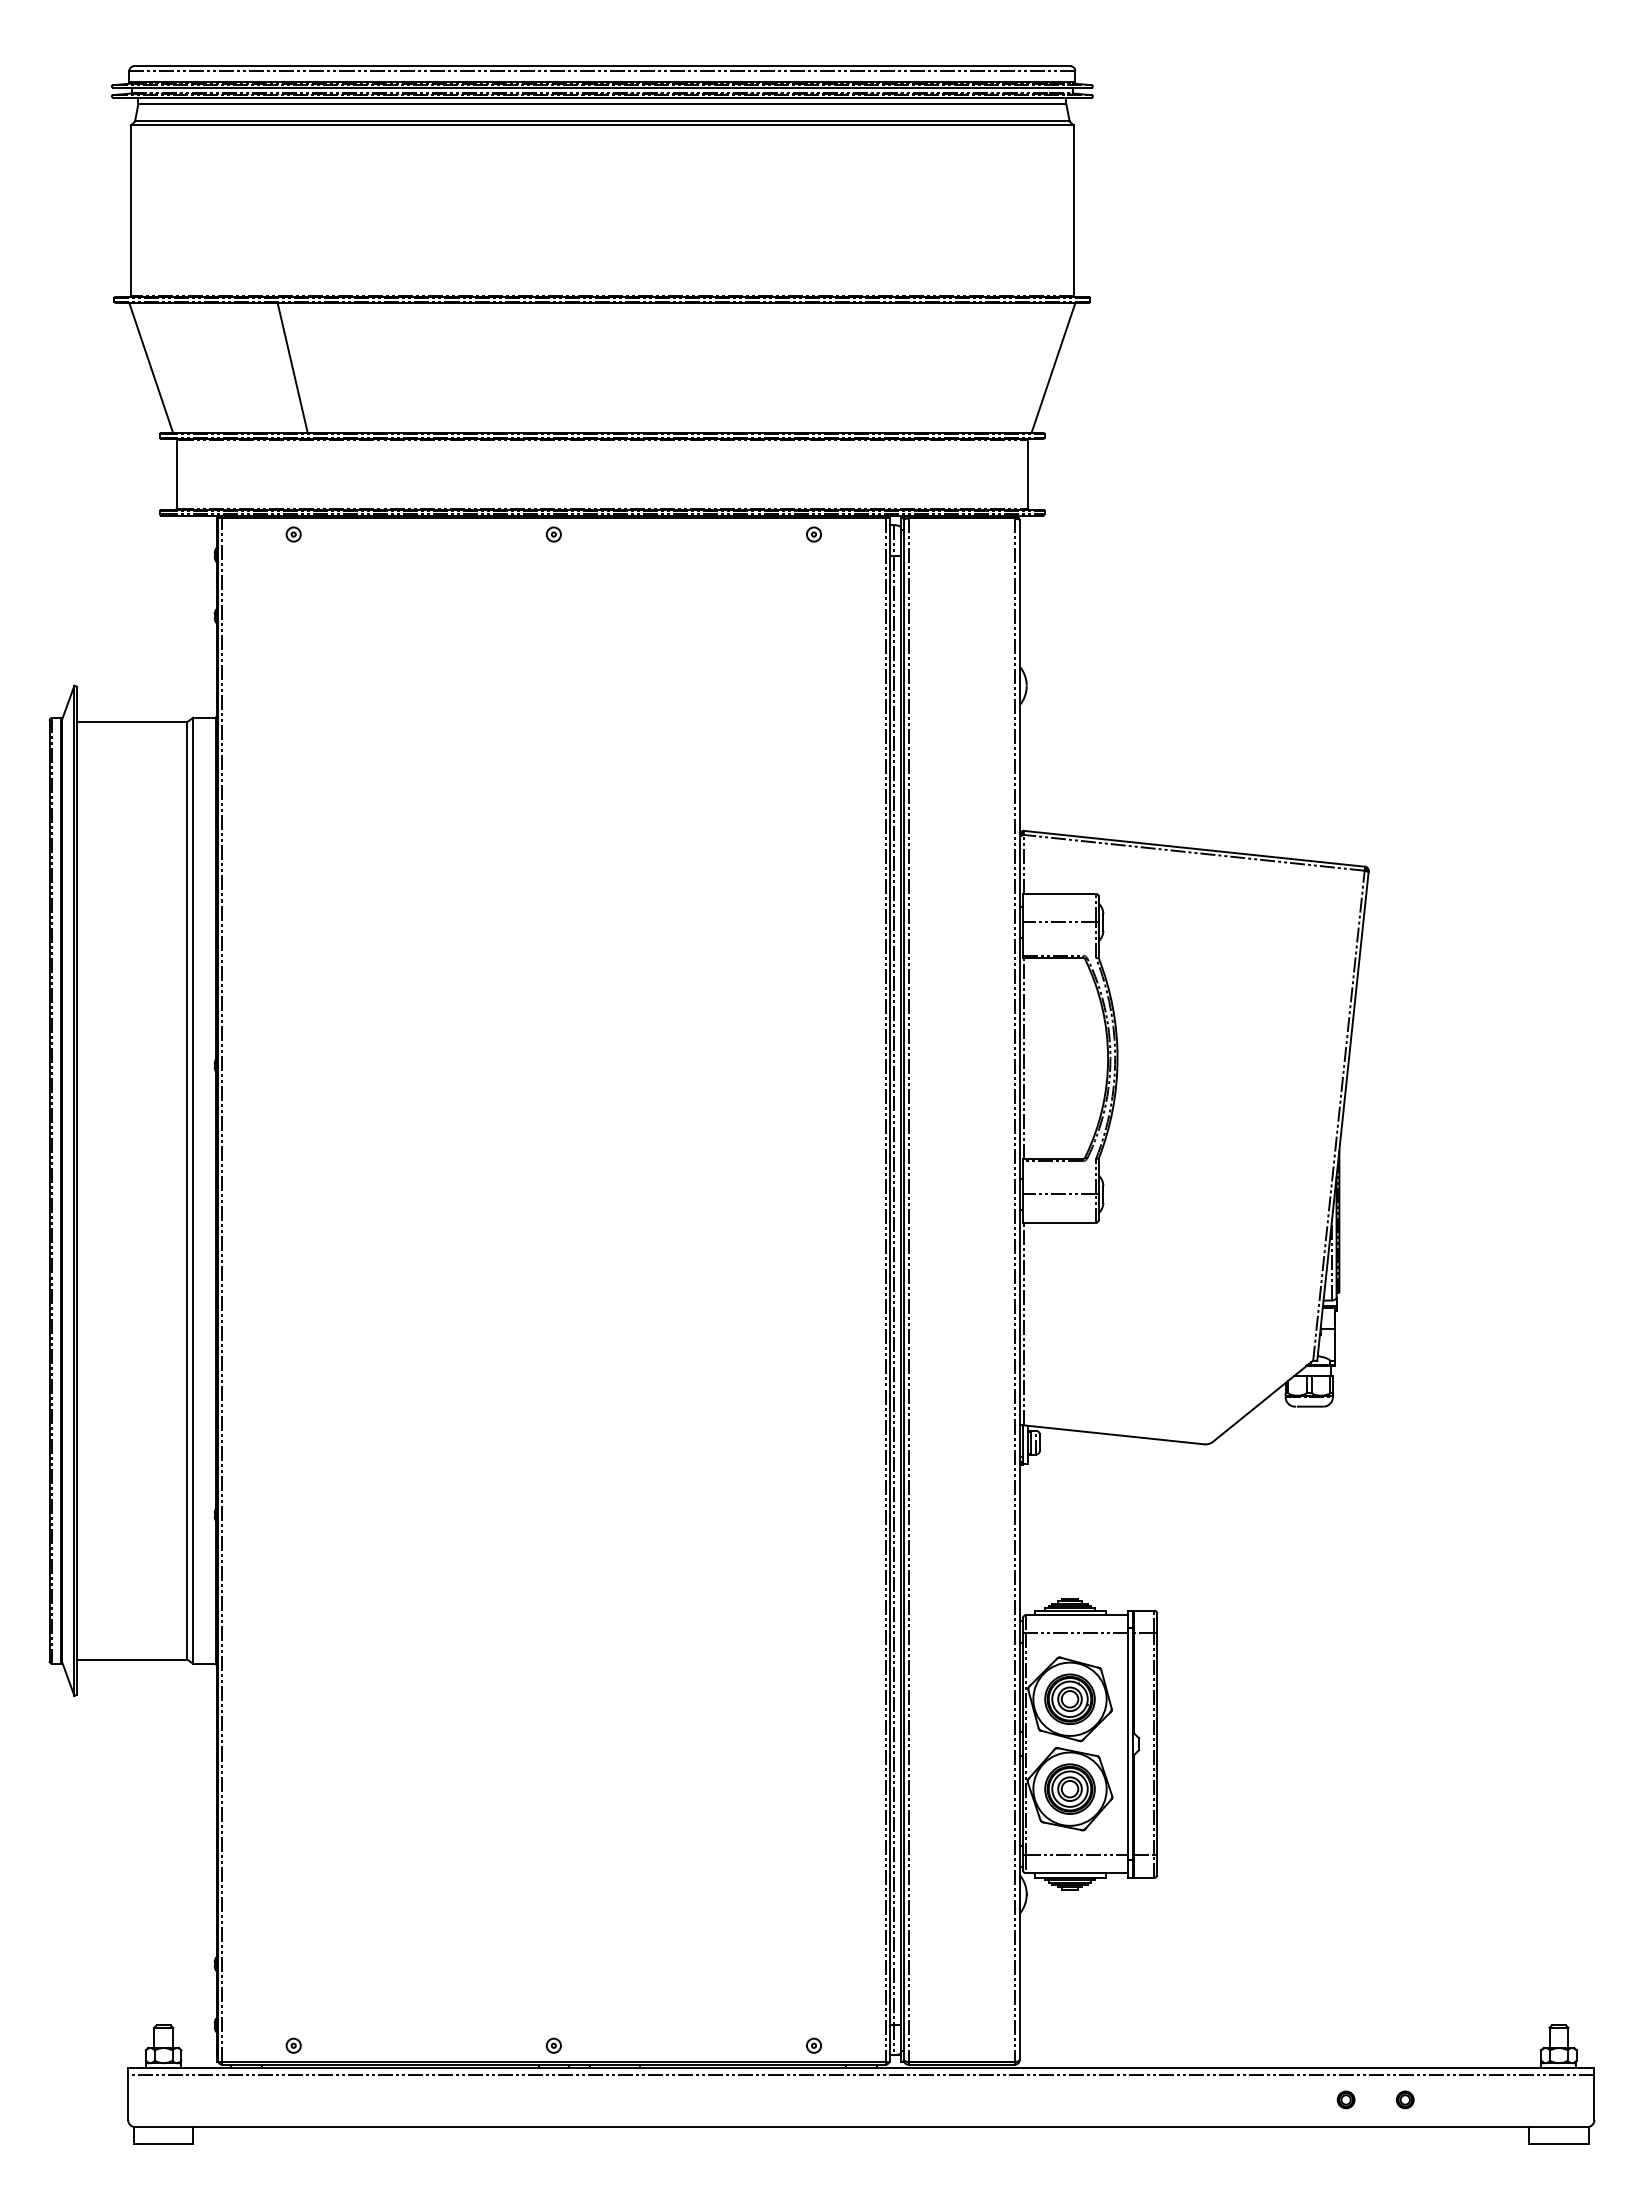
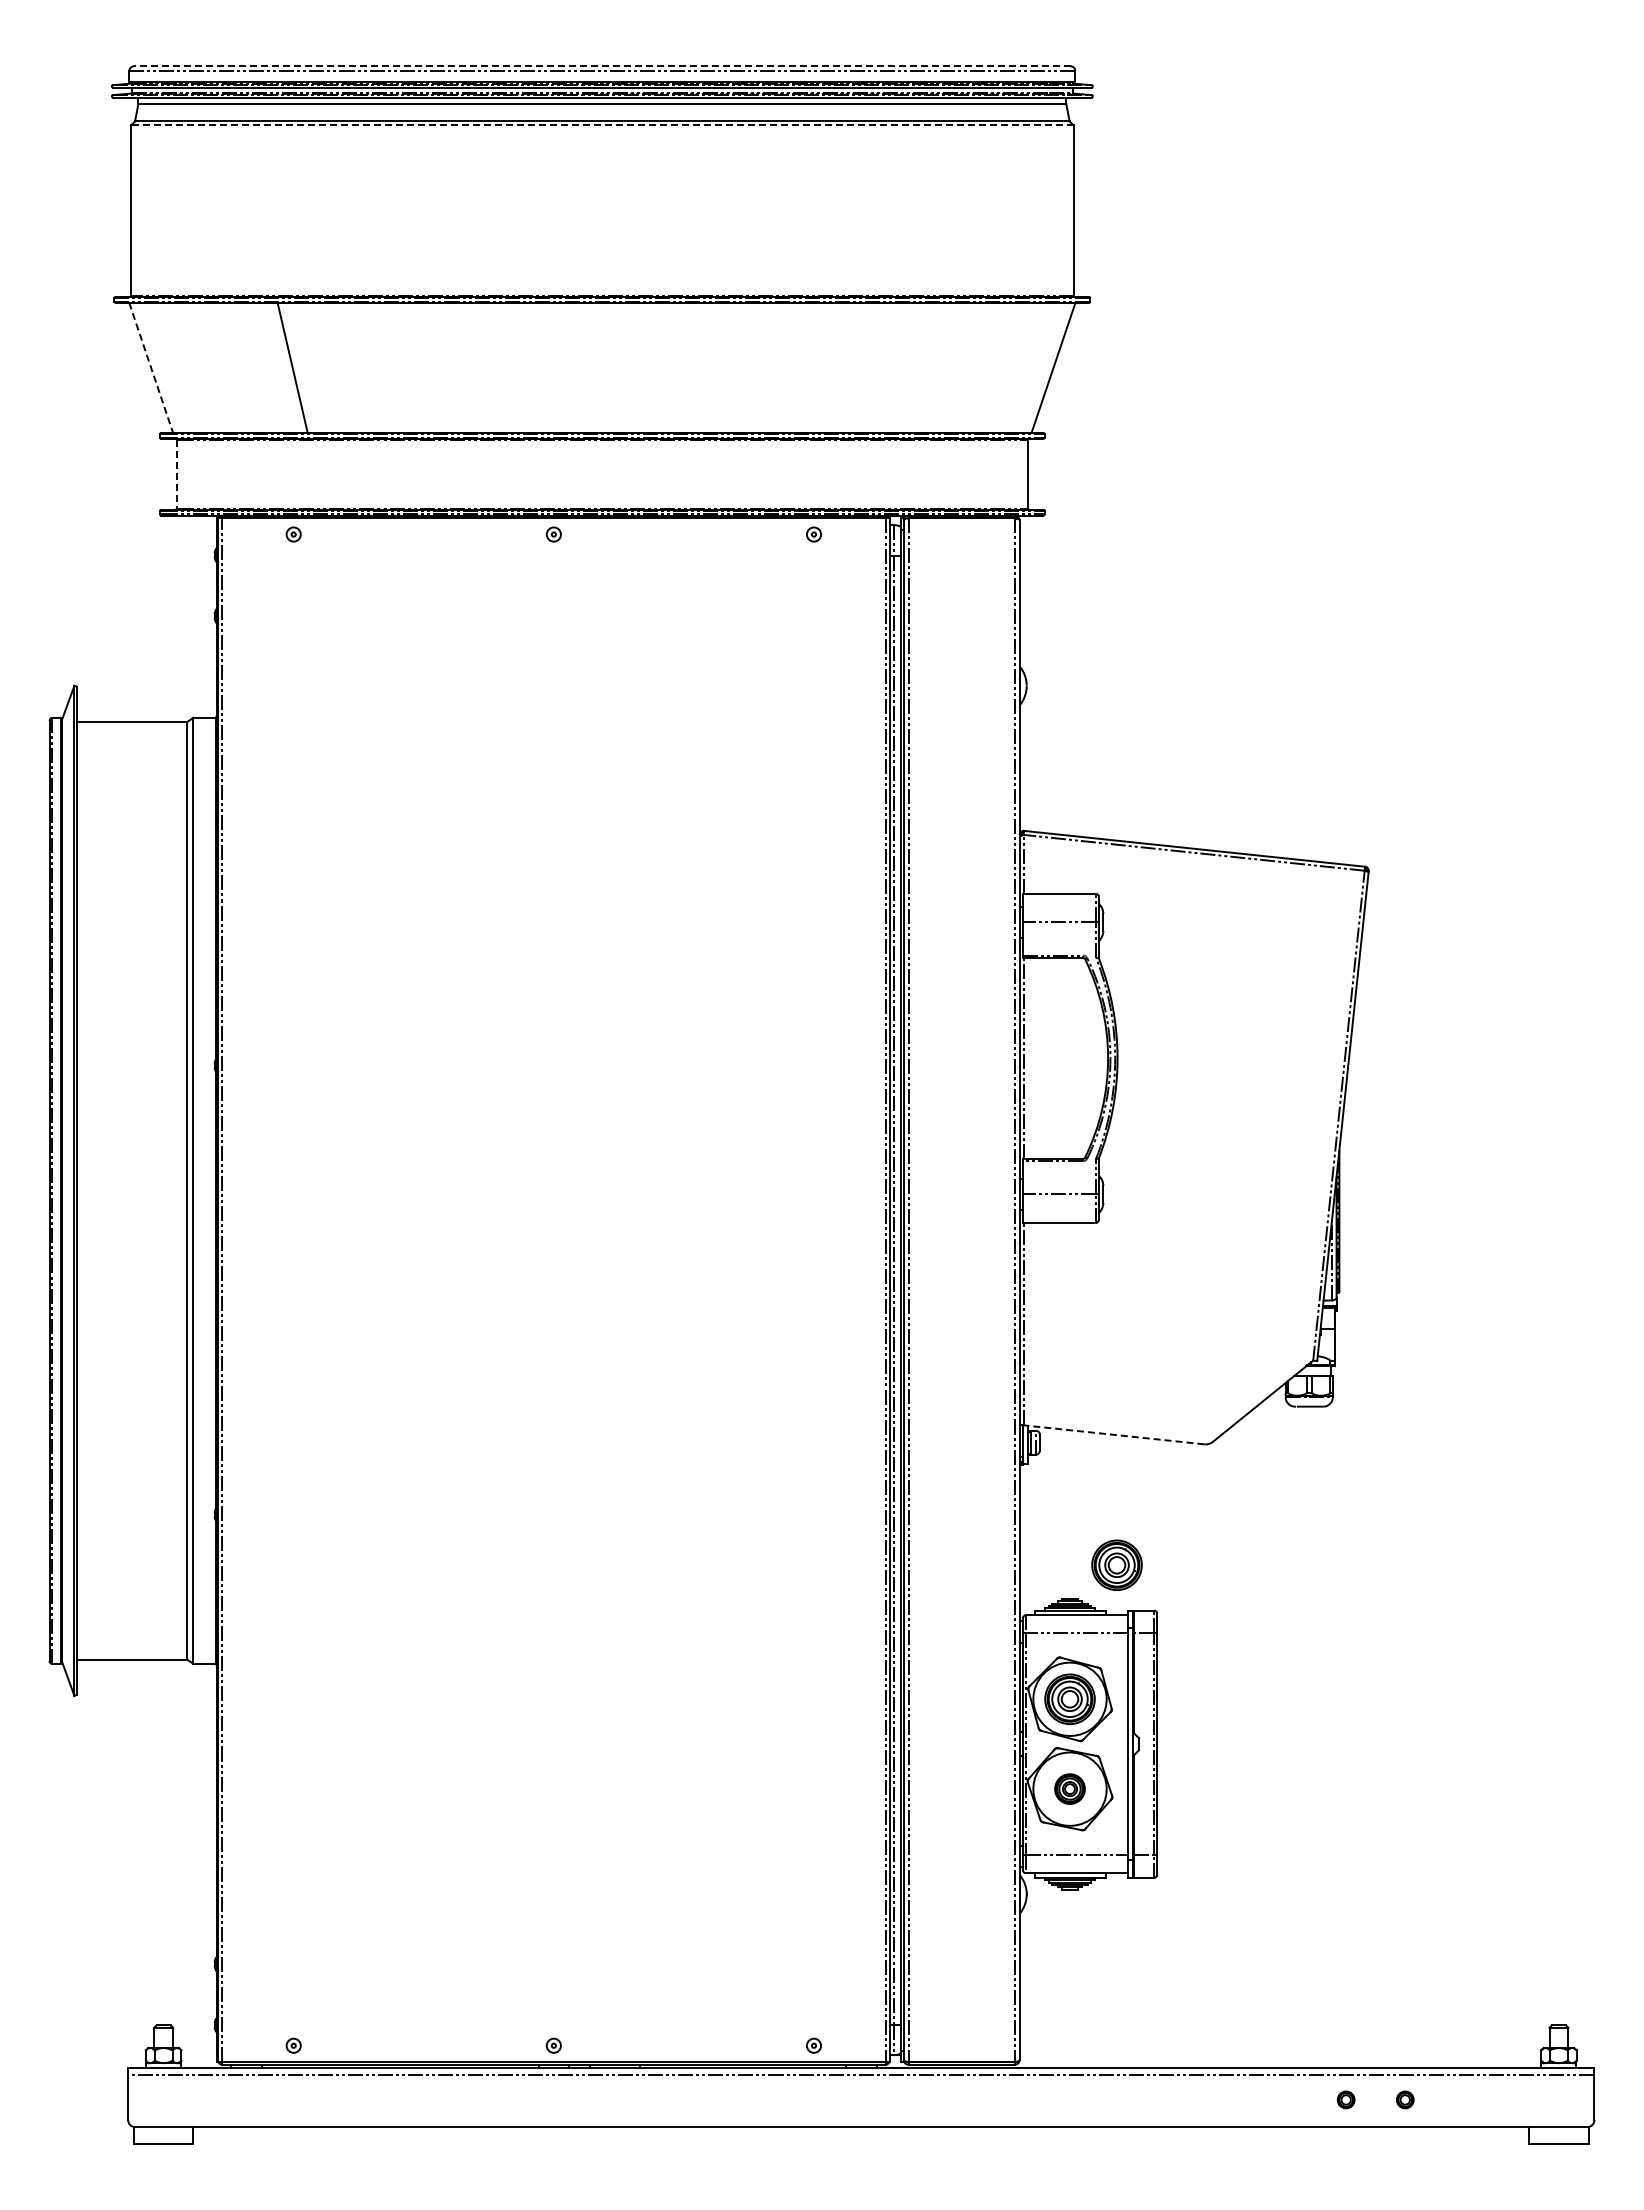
line: solid -> dashed (601, 66)
line: solid -> dashed (601, 125)
line: solid -> dashed (151, 367)
line: solid -> dashed (176, 474)
line: solid -> dashed (1114, 1434)
part: none -> present (1116, 1564)
part size: 52x52 px -> 32x32 px (1069, 1788)
